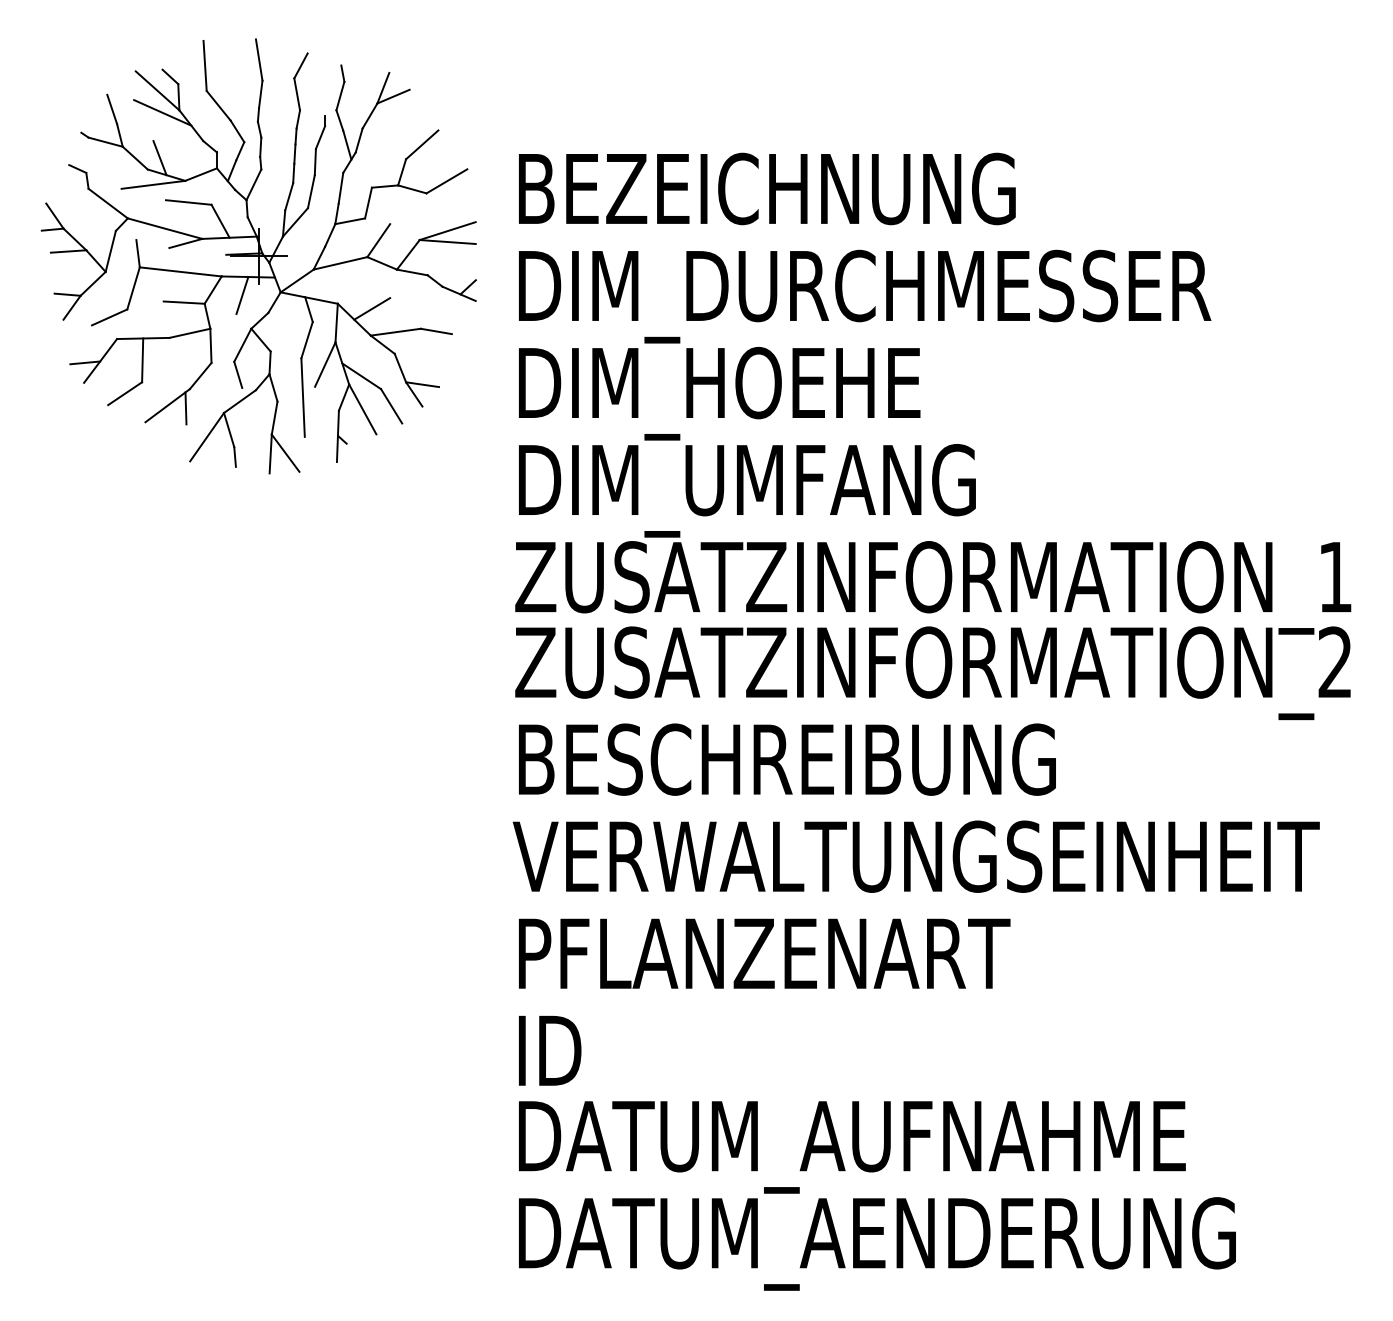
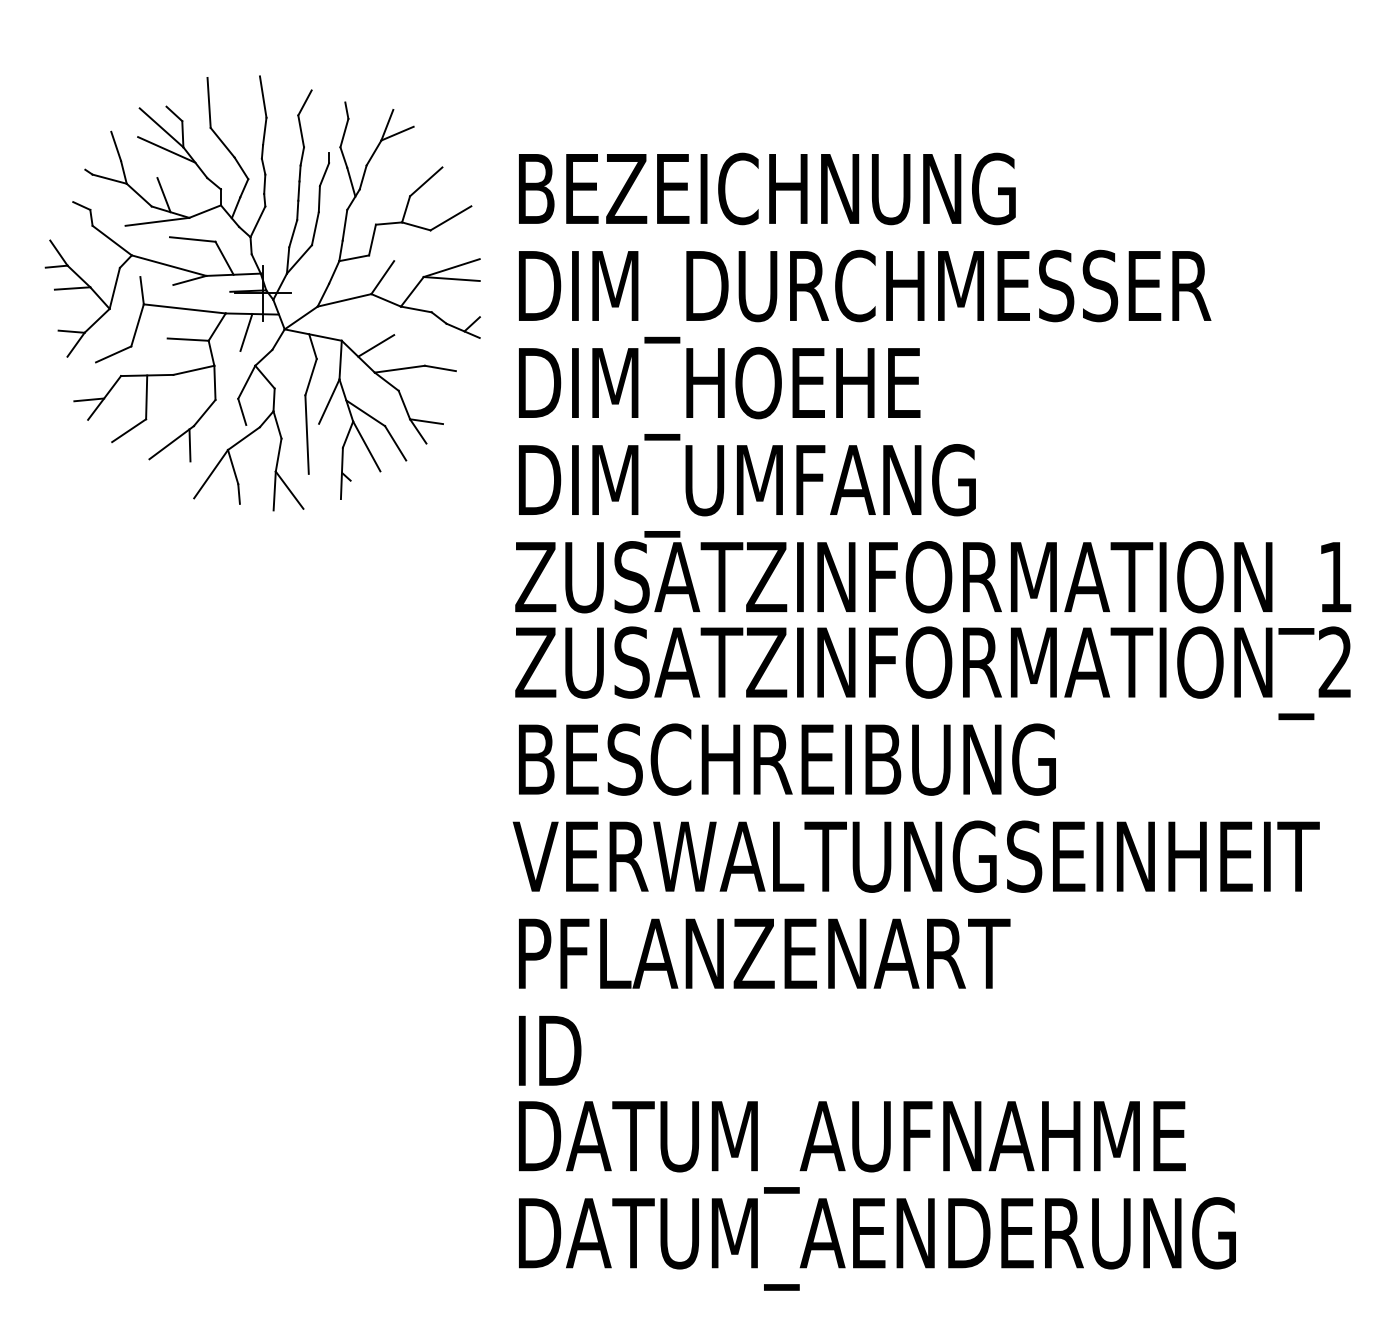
part position: (258, 256) -> (262, 293) (262, 293)
